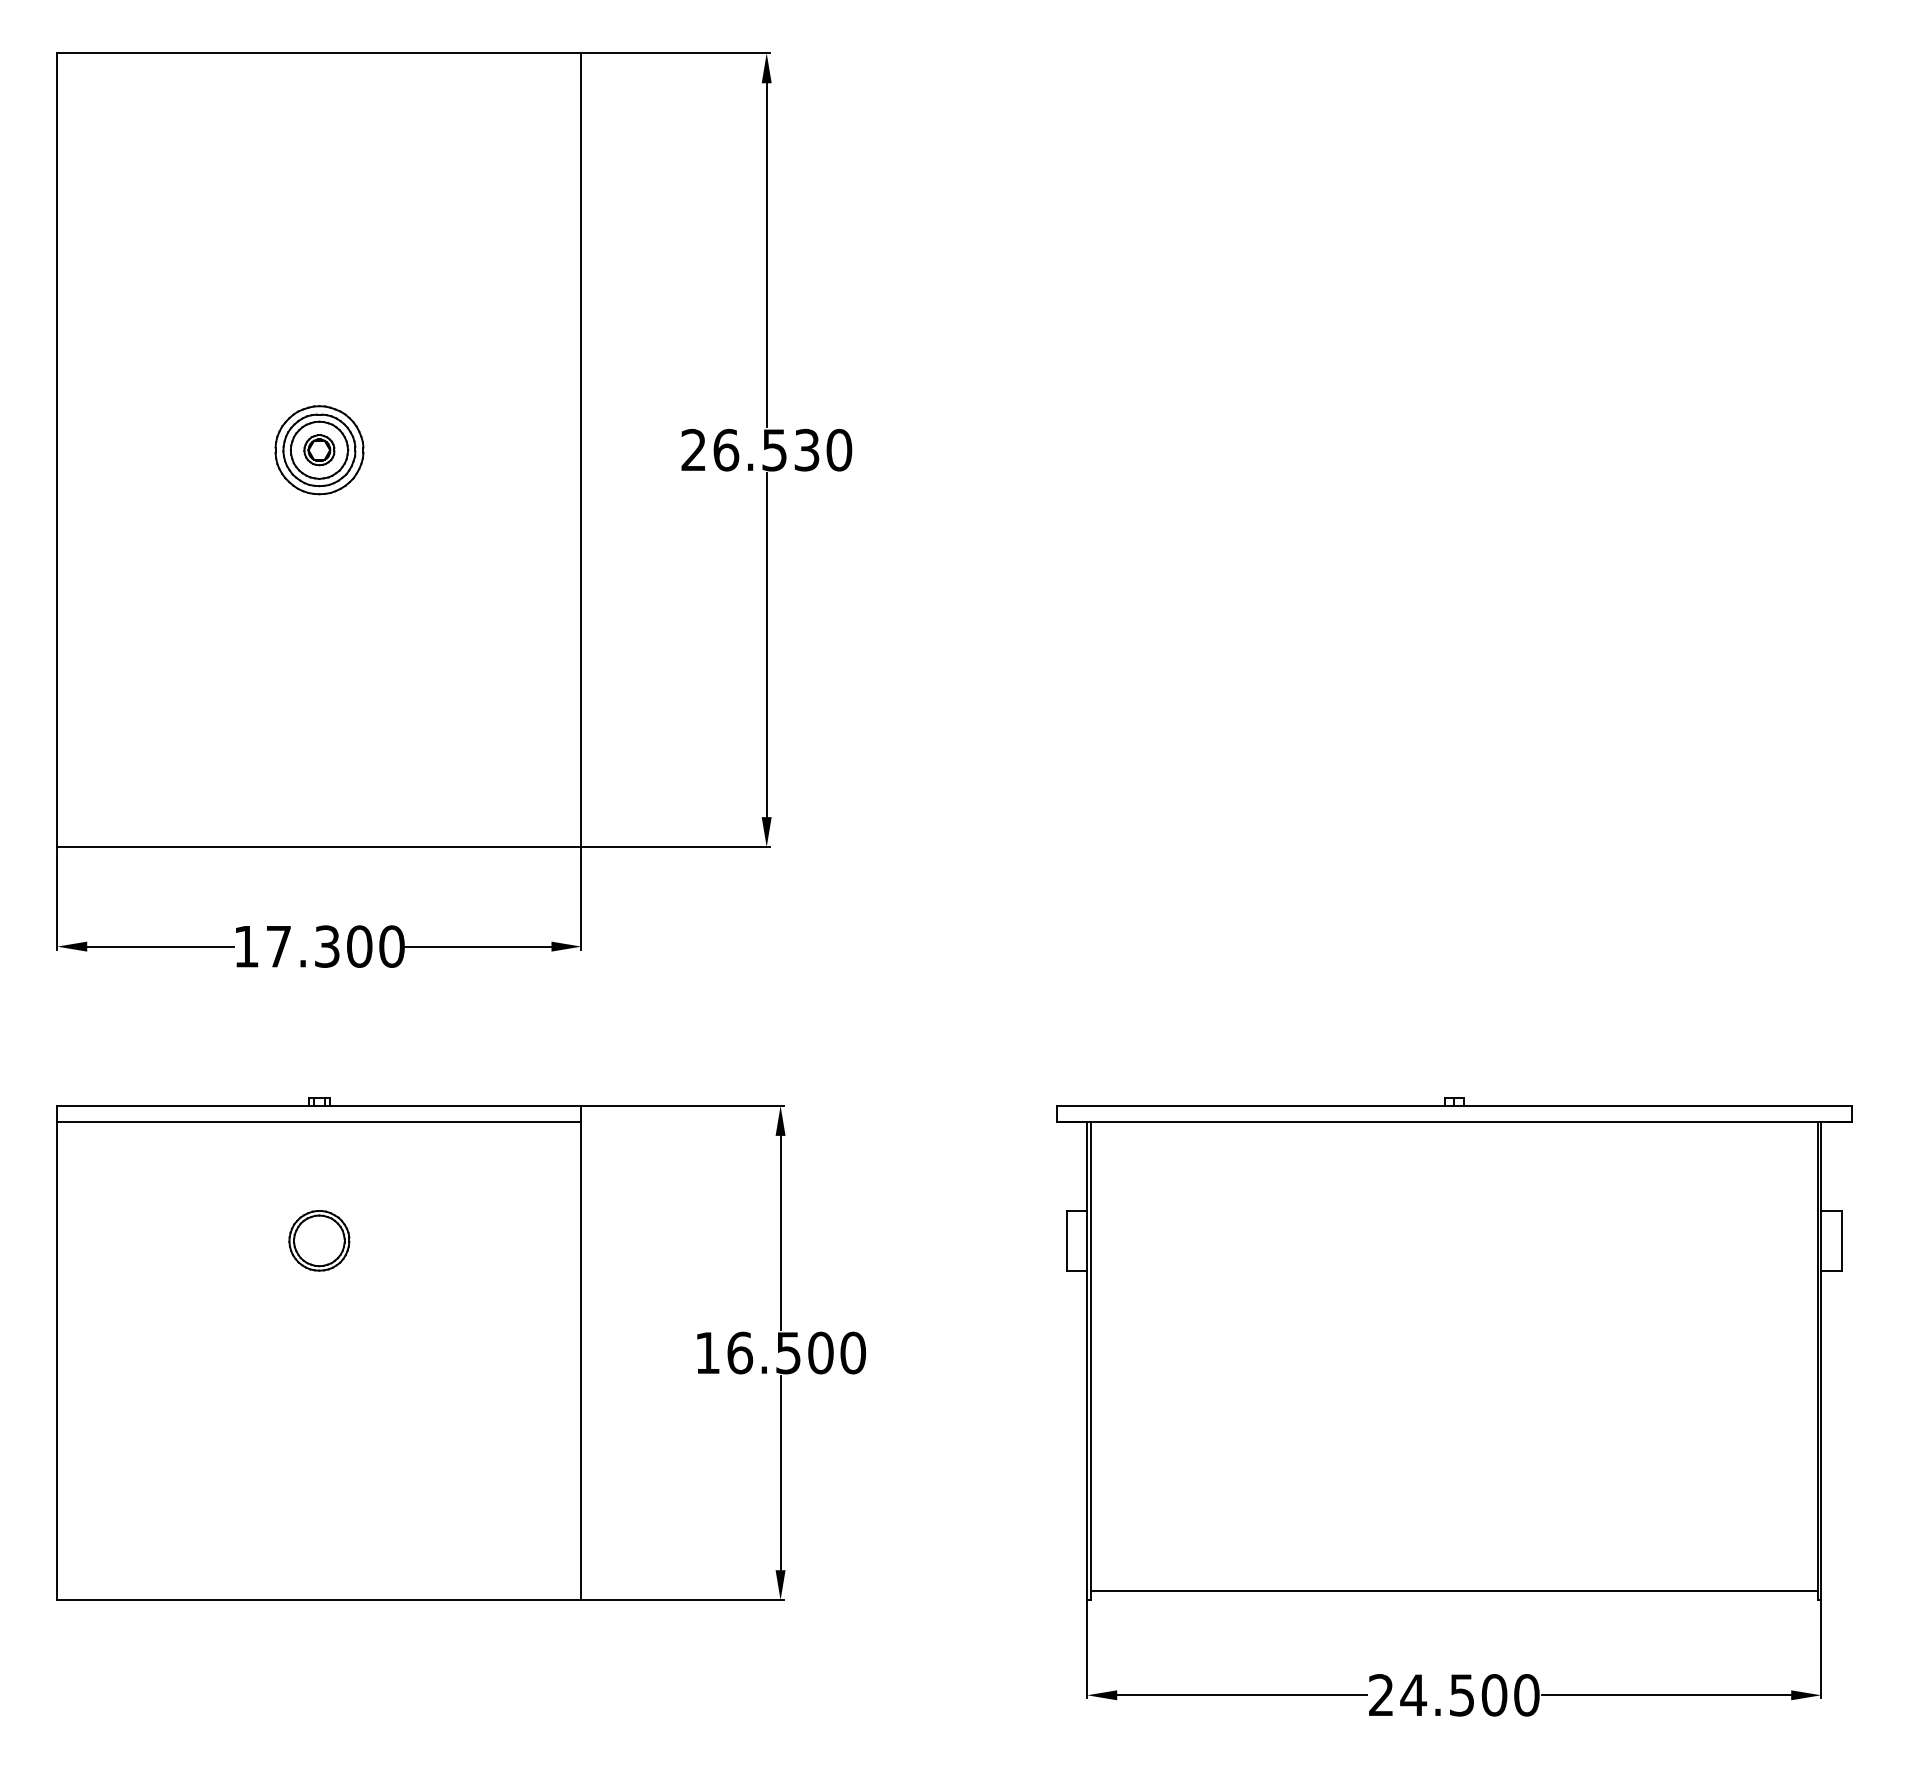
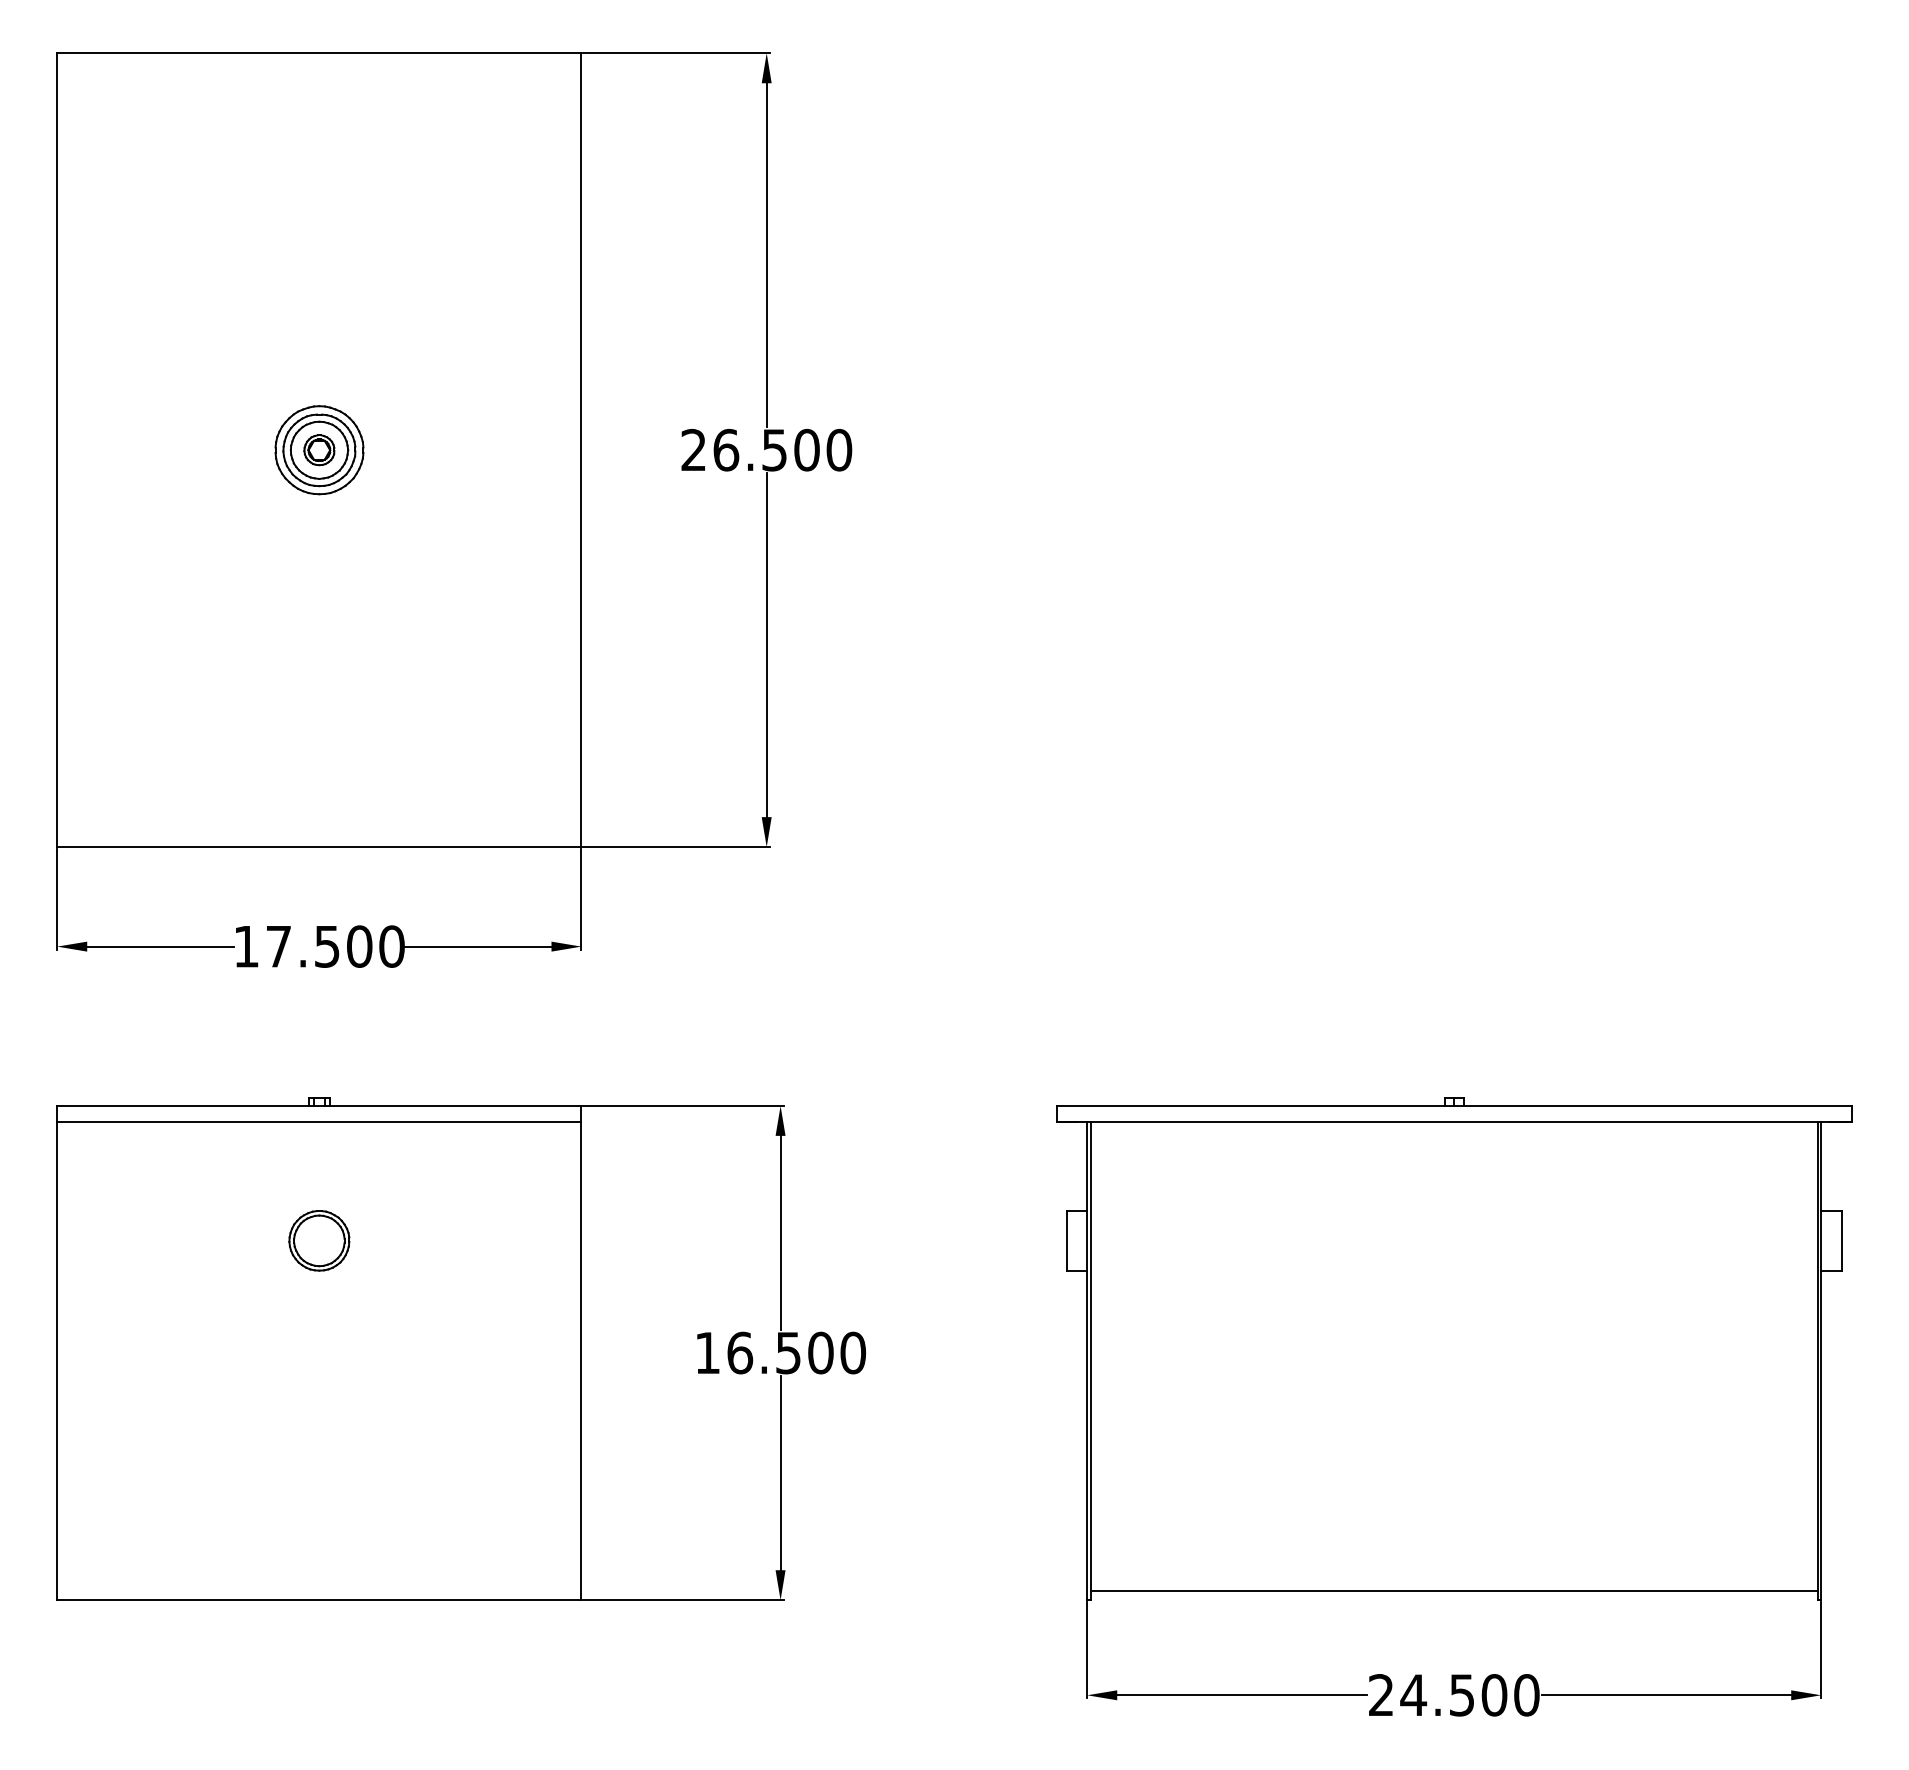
text: 26.530 -> 26.500 (806, 450)
text: 17.300 -> 17.500 (327, 946)
